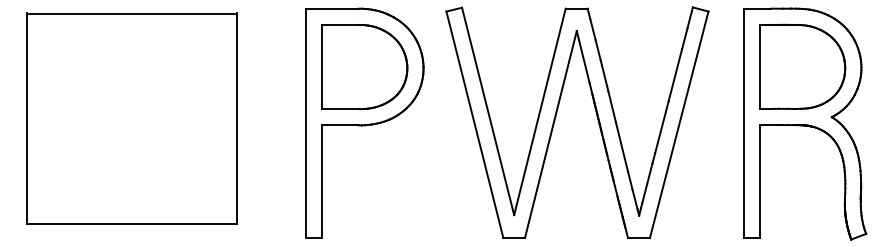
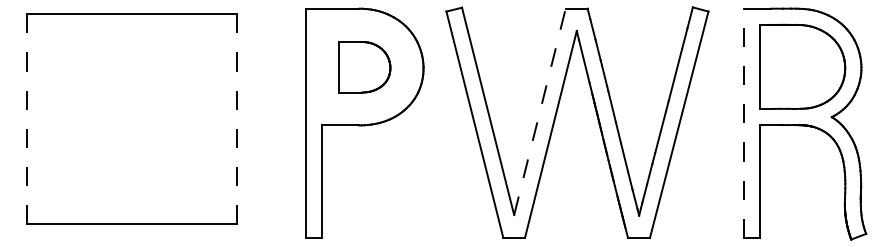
part size: 88x87 px -> 54x53 px (364, 67)
line: solid -> dashed (540, 111)
line: solid -> dashed (26, 118)
line: solid -> dashed (236, 118)
line: solid -> dashed (743, 123)
